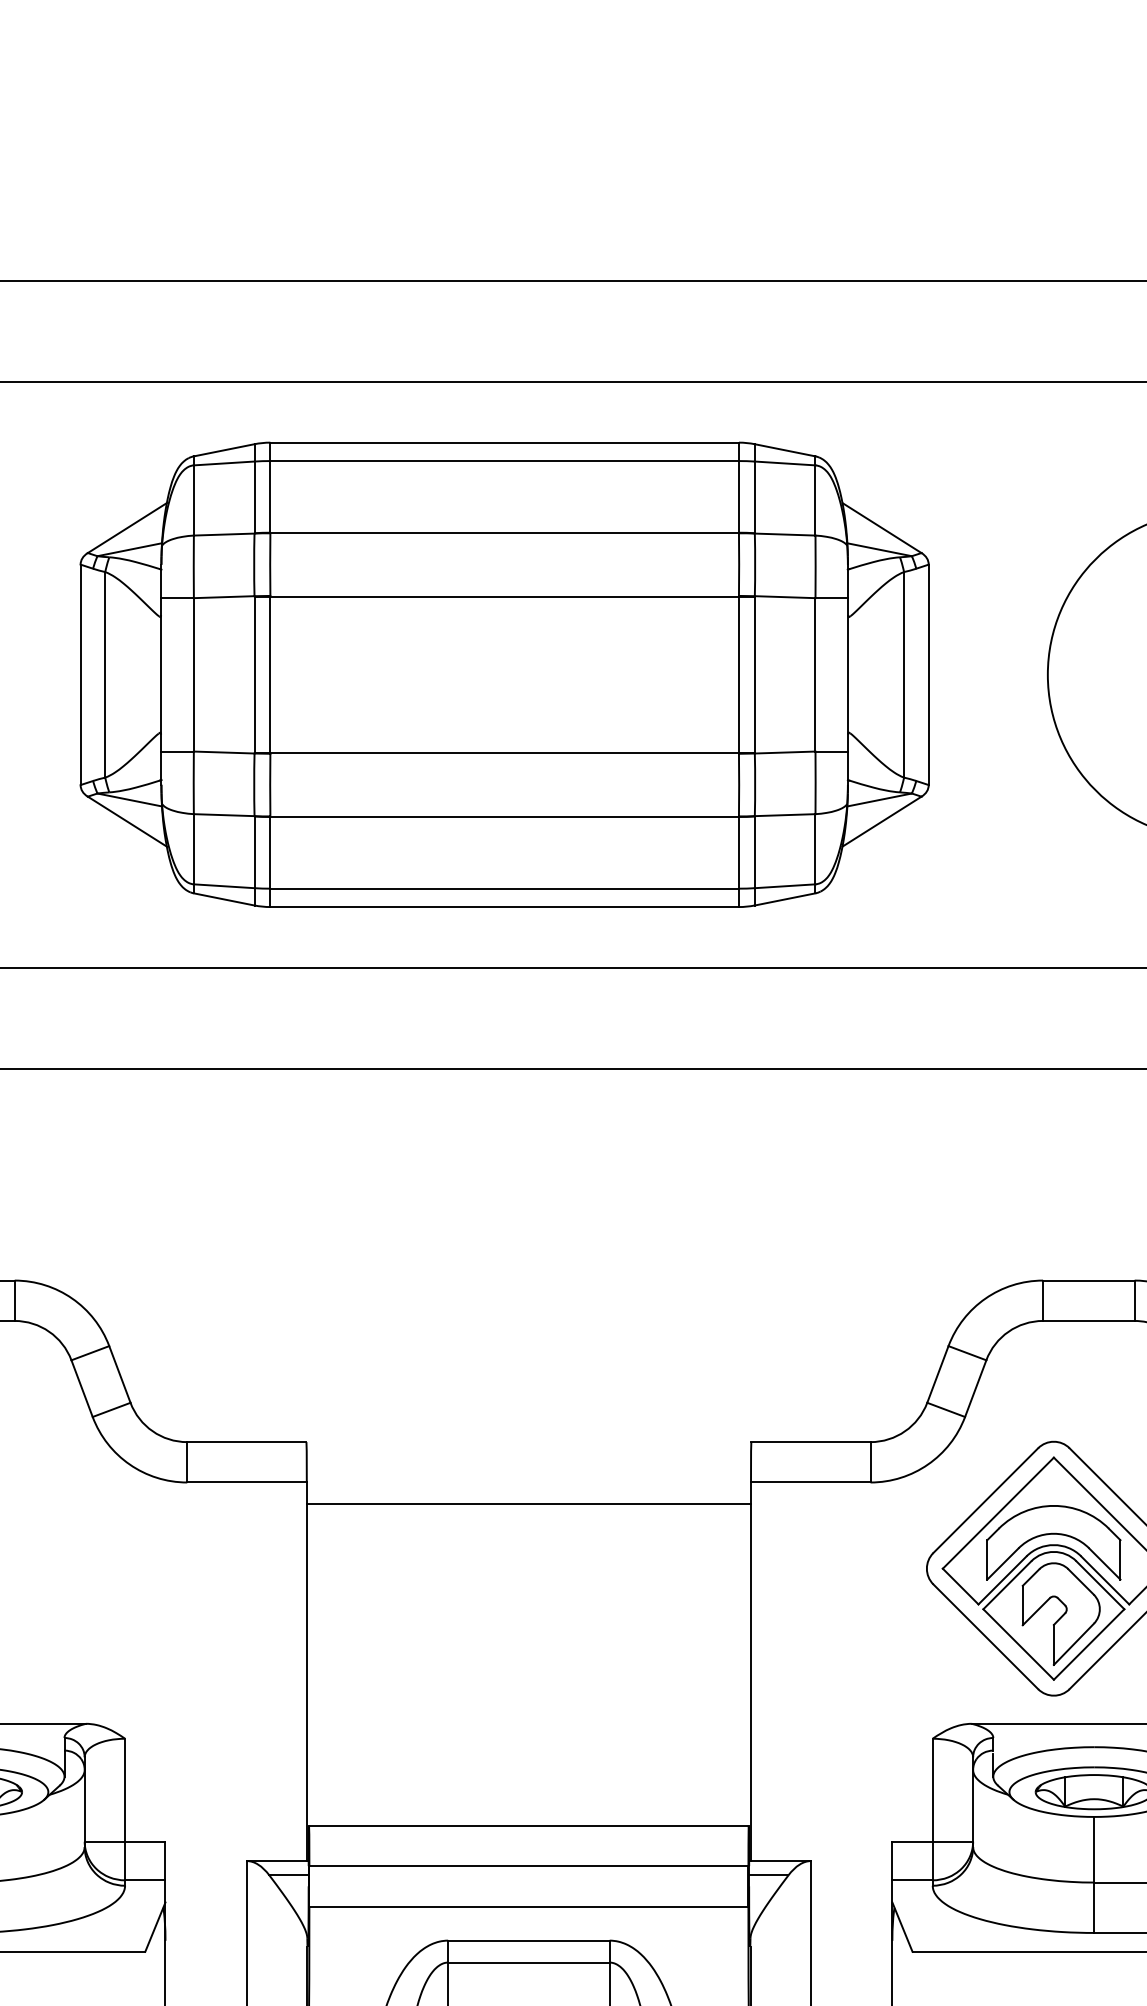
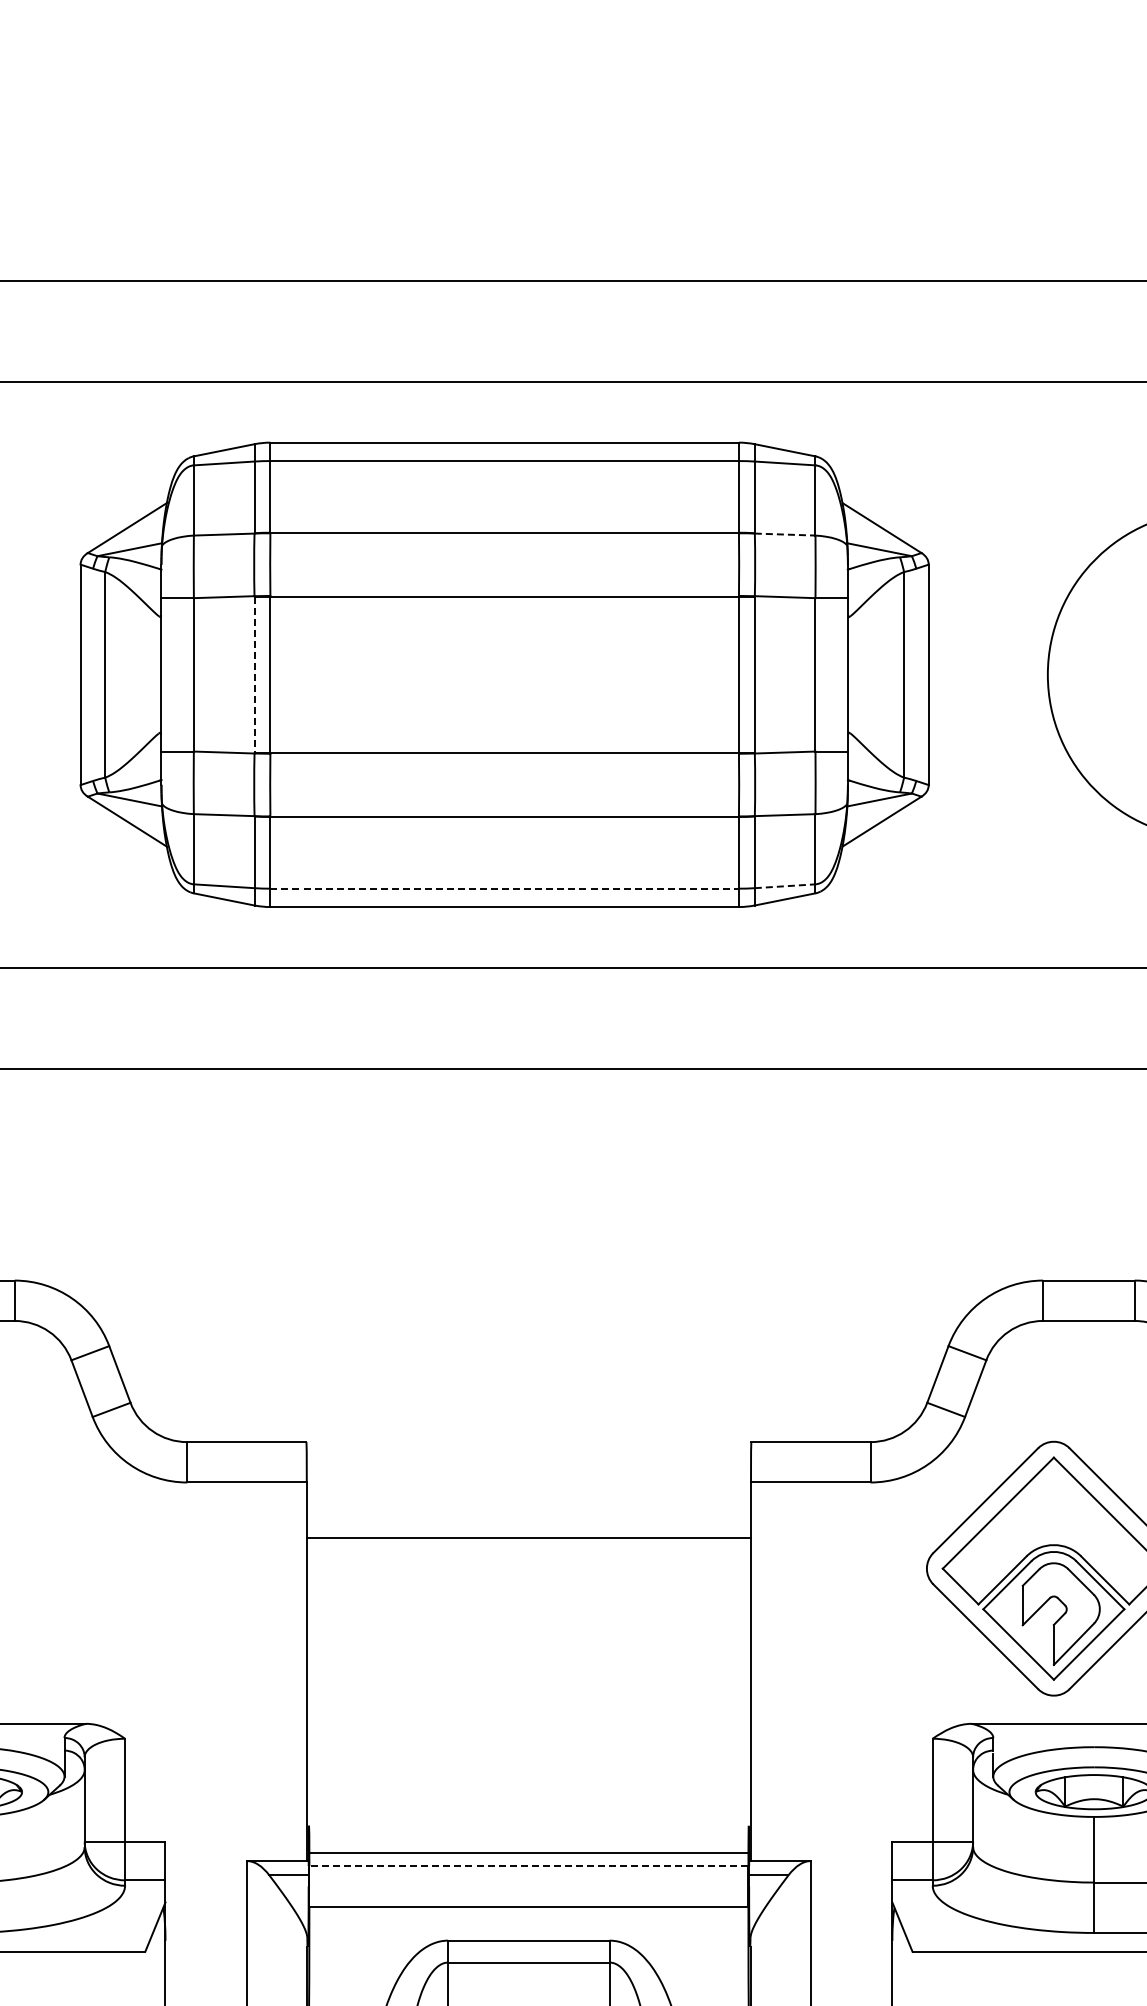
line: solid -> dashed (785, 534)
line: solid -> dashed (254, 675)
line: solid -> dashed (785, 886)
line: solid -> dashed (505, 888)
line position: (528, 1503) -> (528, 1537) (528, 1537)
part: present -> none (1053, 1534)
line position: (528, 1825) -> (528, 1852) (528, 1852)
line: solid -> dashed (528, 1866)
